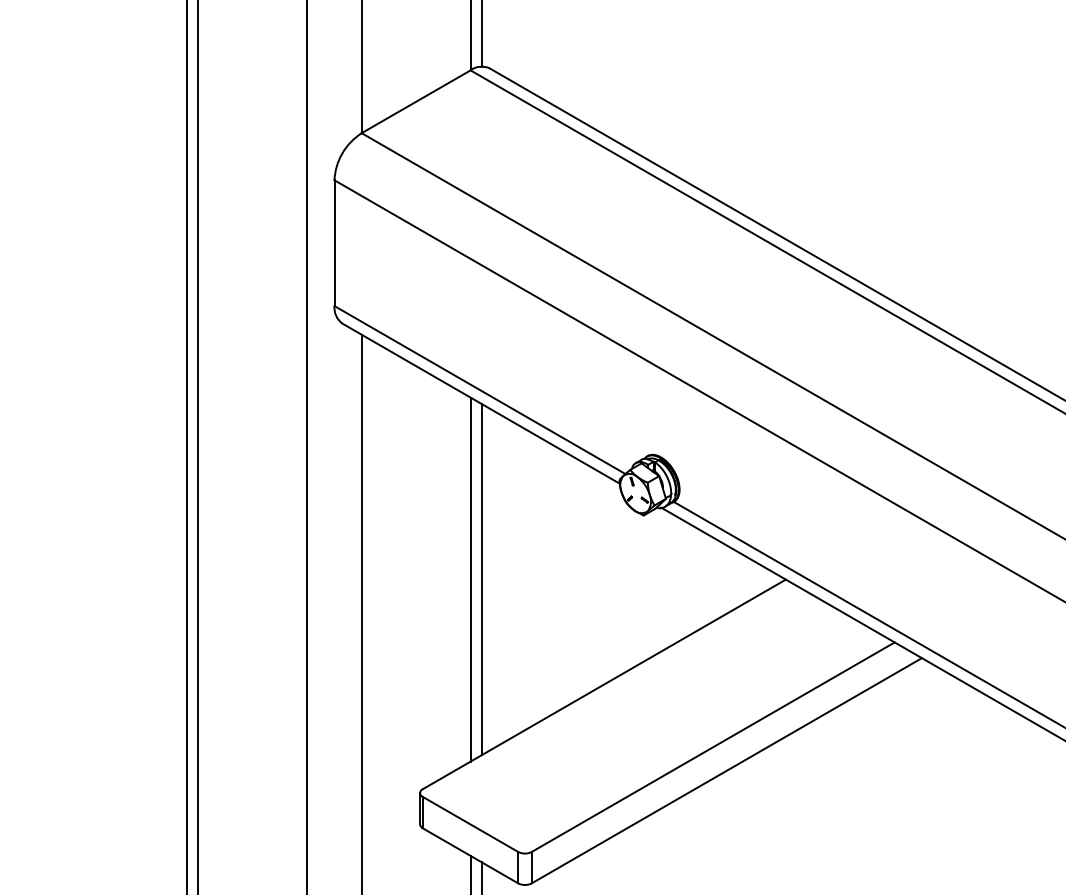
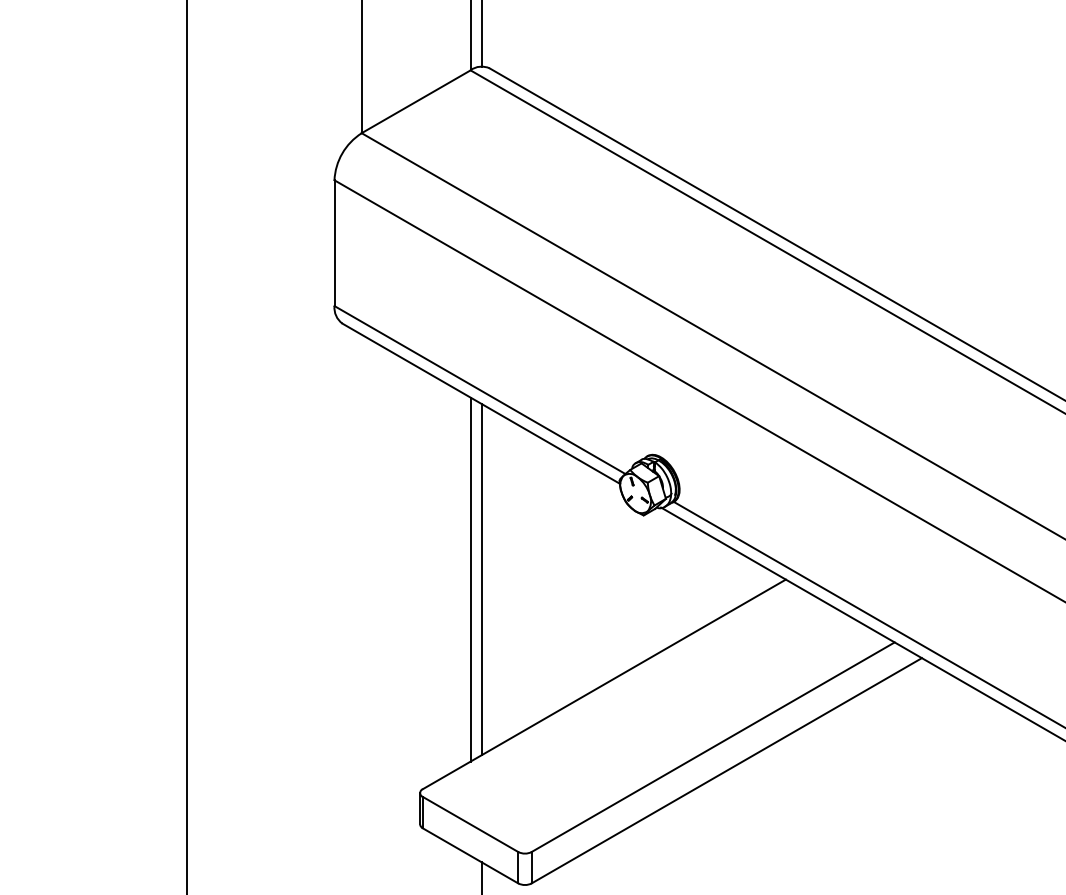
line: present -> none (198, 446)
line: present -> none (307, 446)
line: present -> none (361, 612)
line: present -> none (470, 873)
